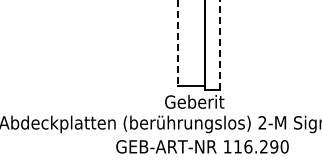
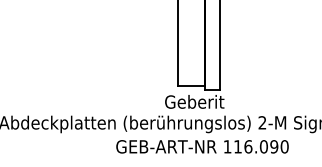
line: dashed -> solid (178, 43)
line: dashed -> solid (220, 44)
text: 116.290 -> 116.090 (263, 146)
